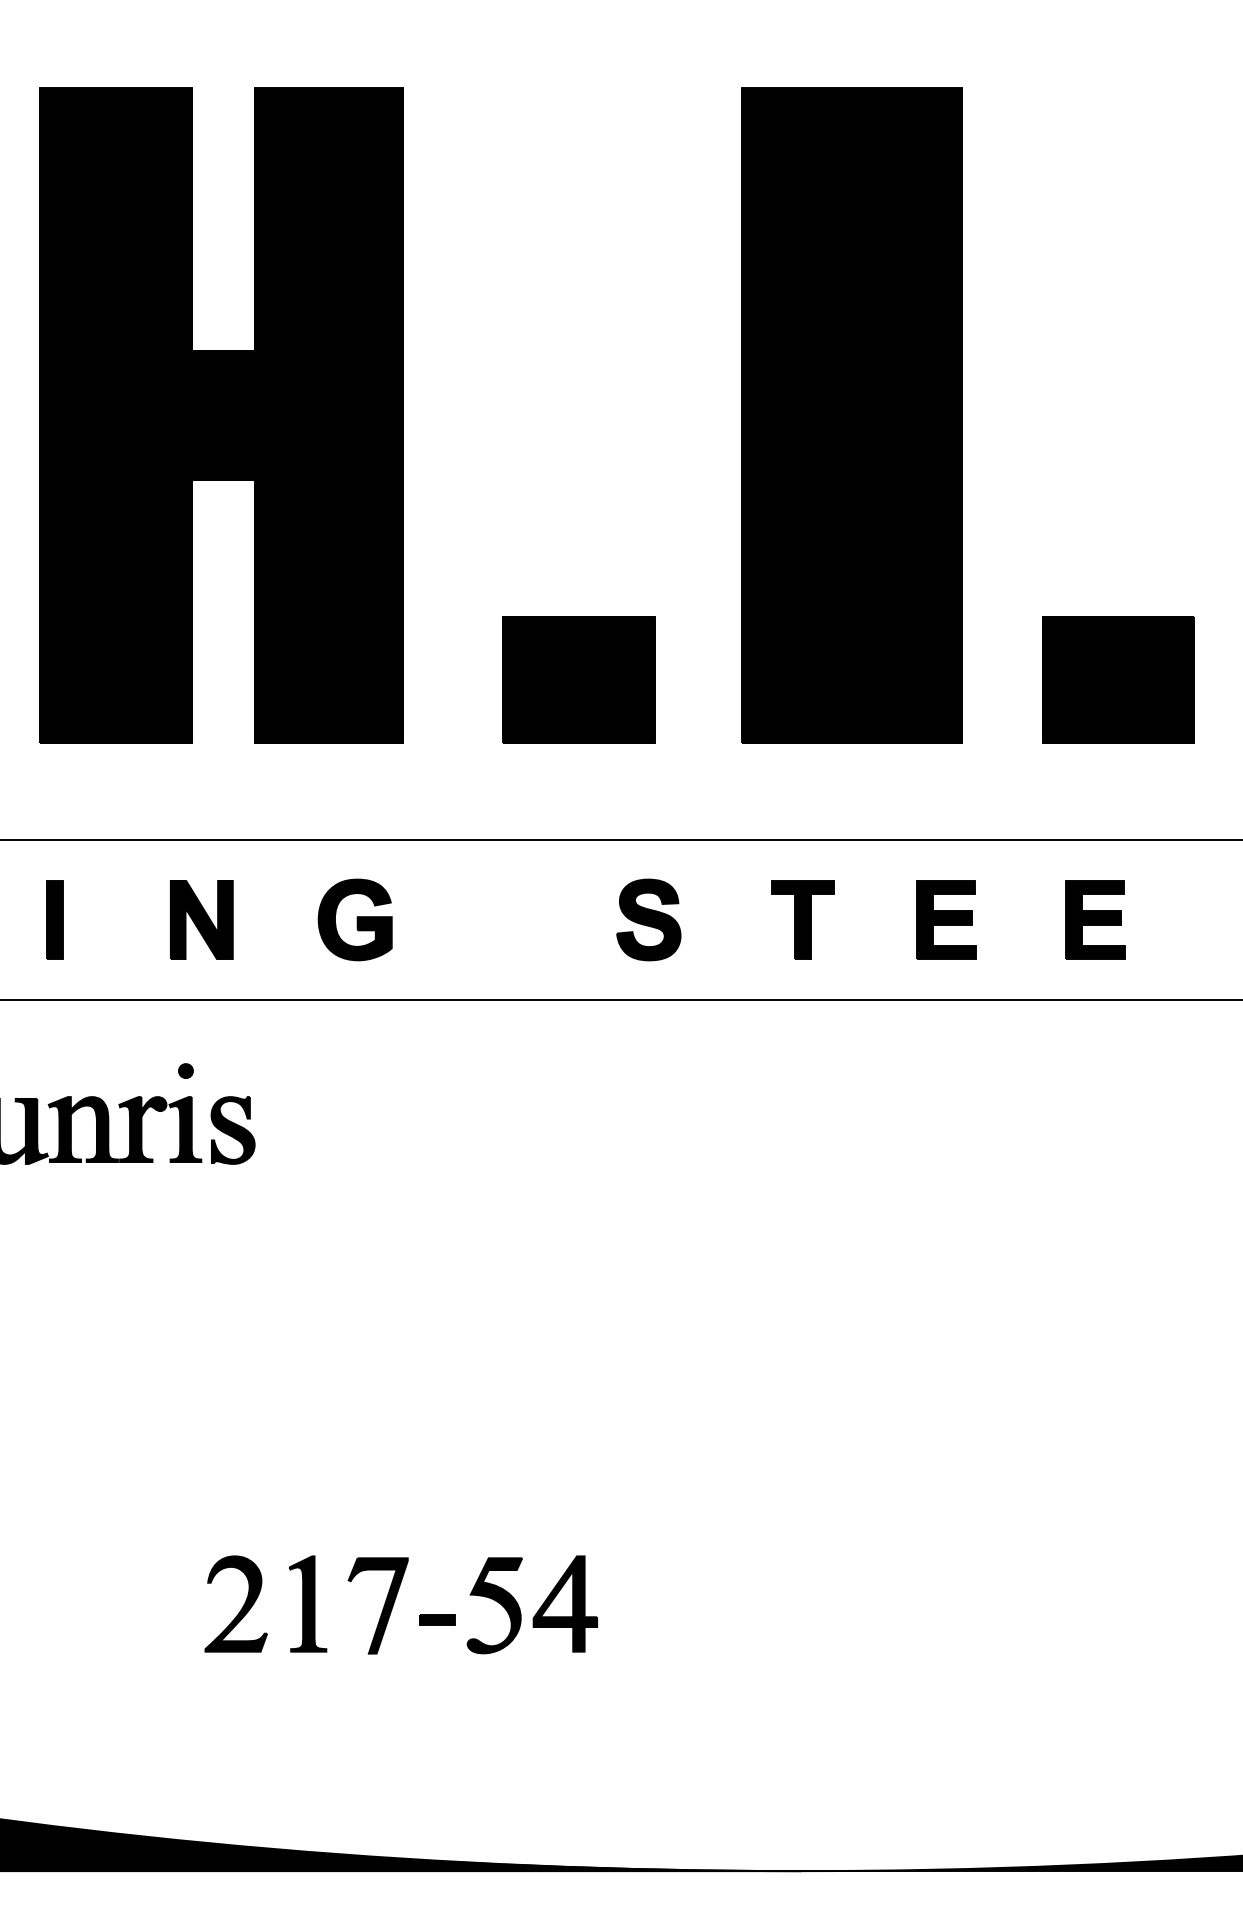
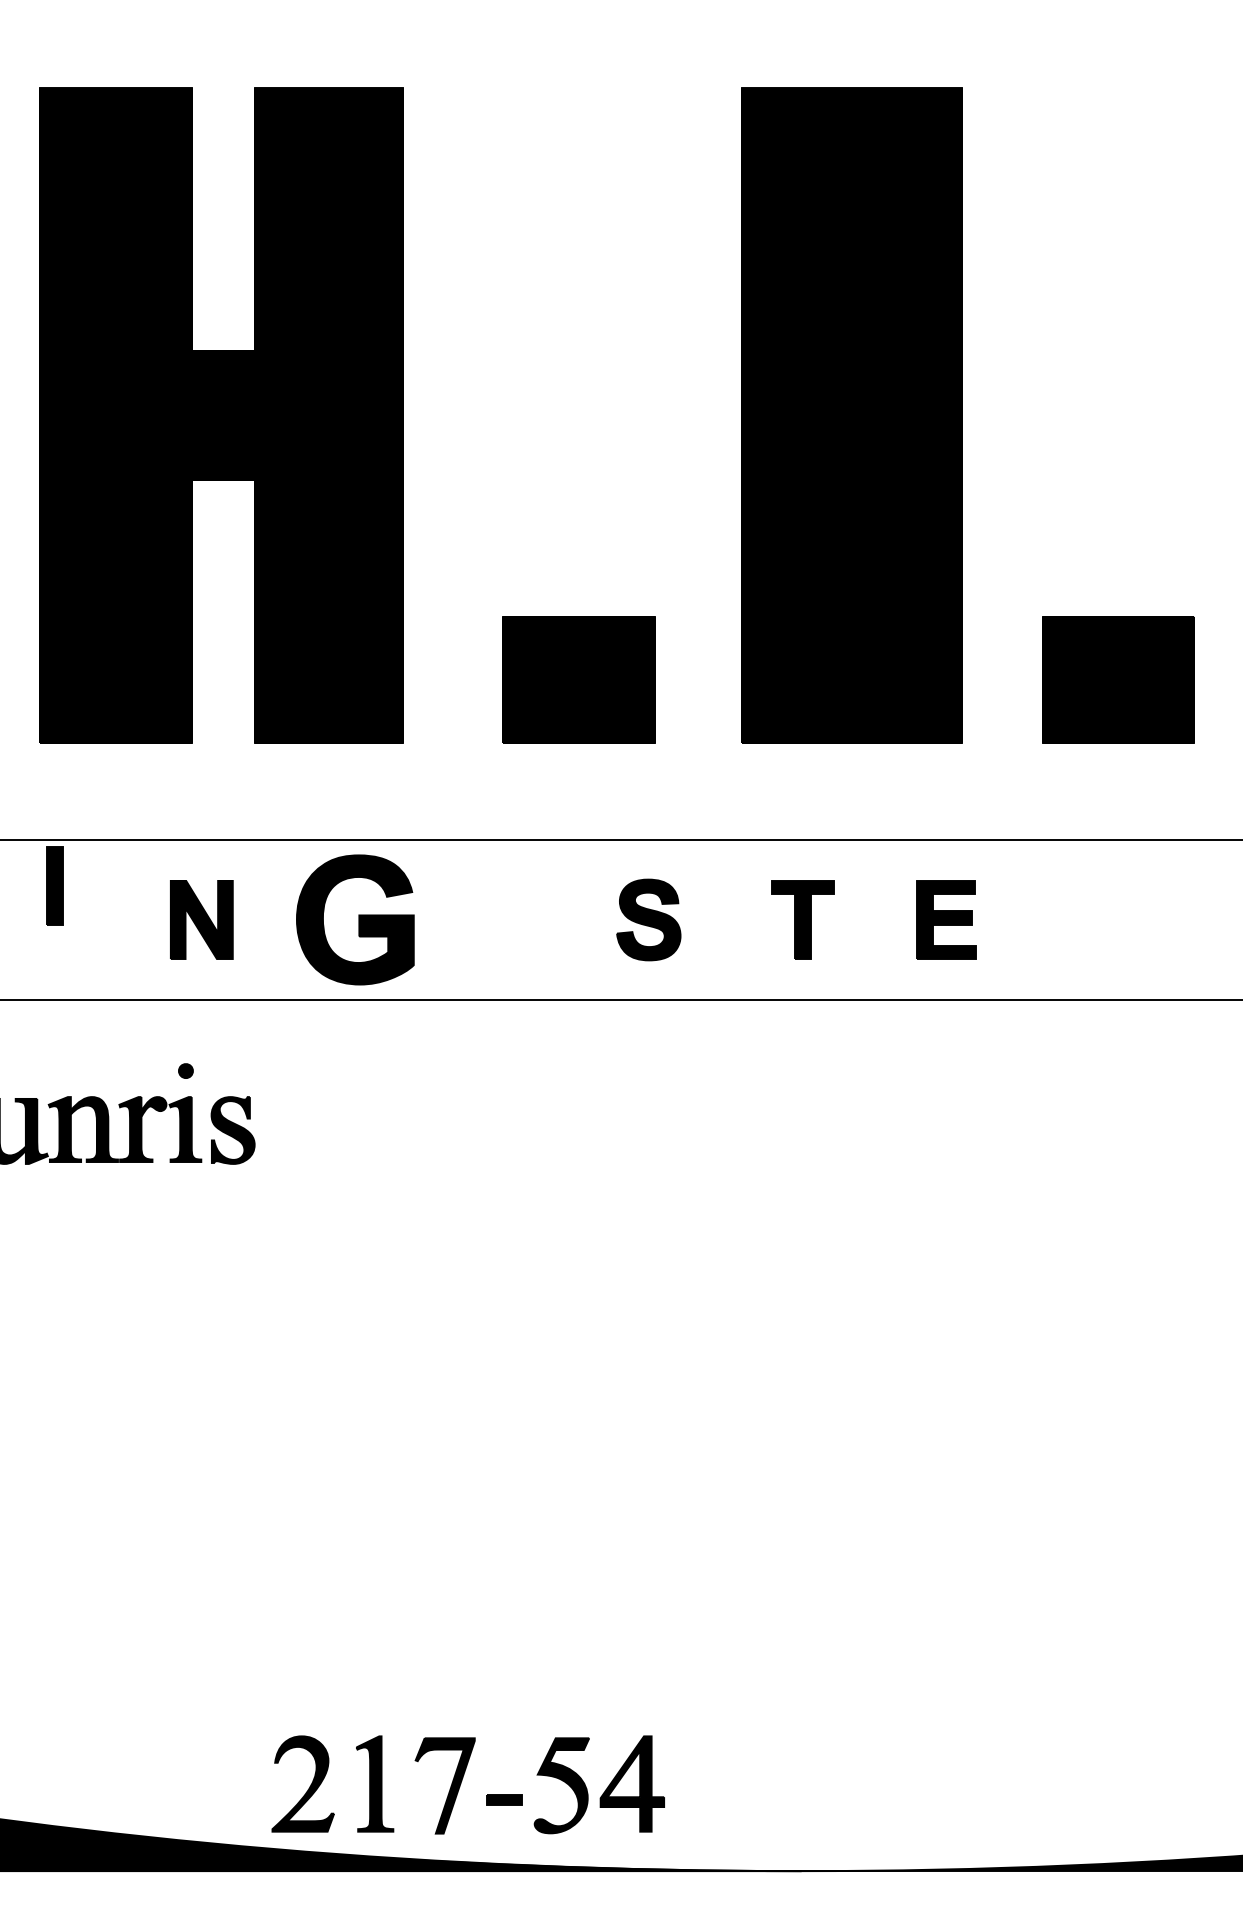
part position: (54, 919) -> (54, 885) (54, 885)
part size: 76x84 px -> 119x132 px (355, 919)
part: present -> none (1095, 919)
part position: (400, 1604) -> (467, 1784) (467, 1784)
